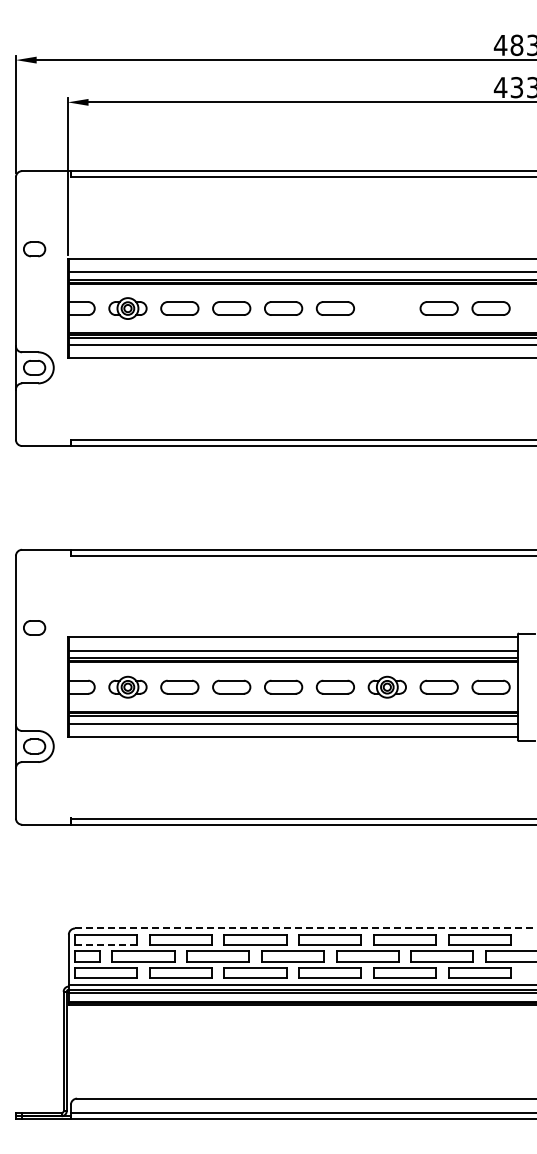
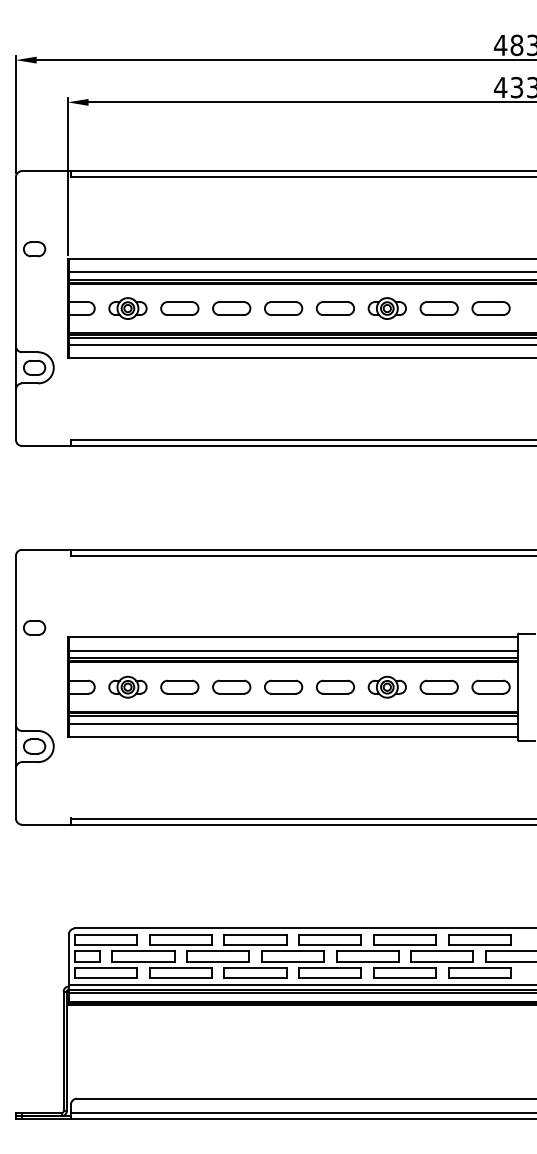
part: none -> present (386, 308)
line: dashed -> solid (306, 928)
line: dashed -> solid (105, 945)
